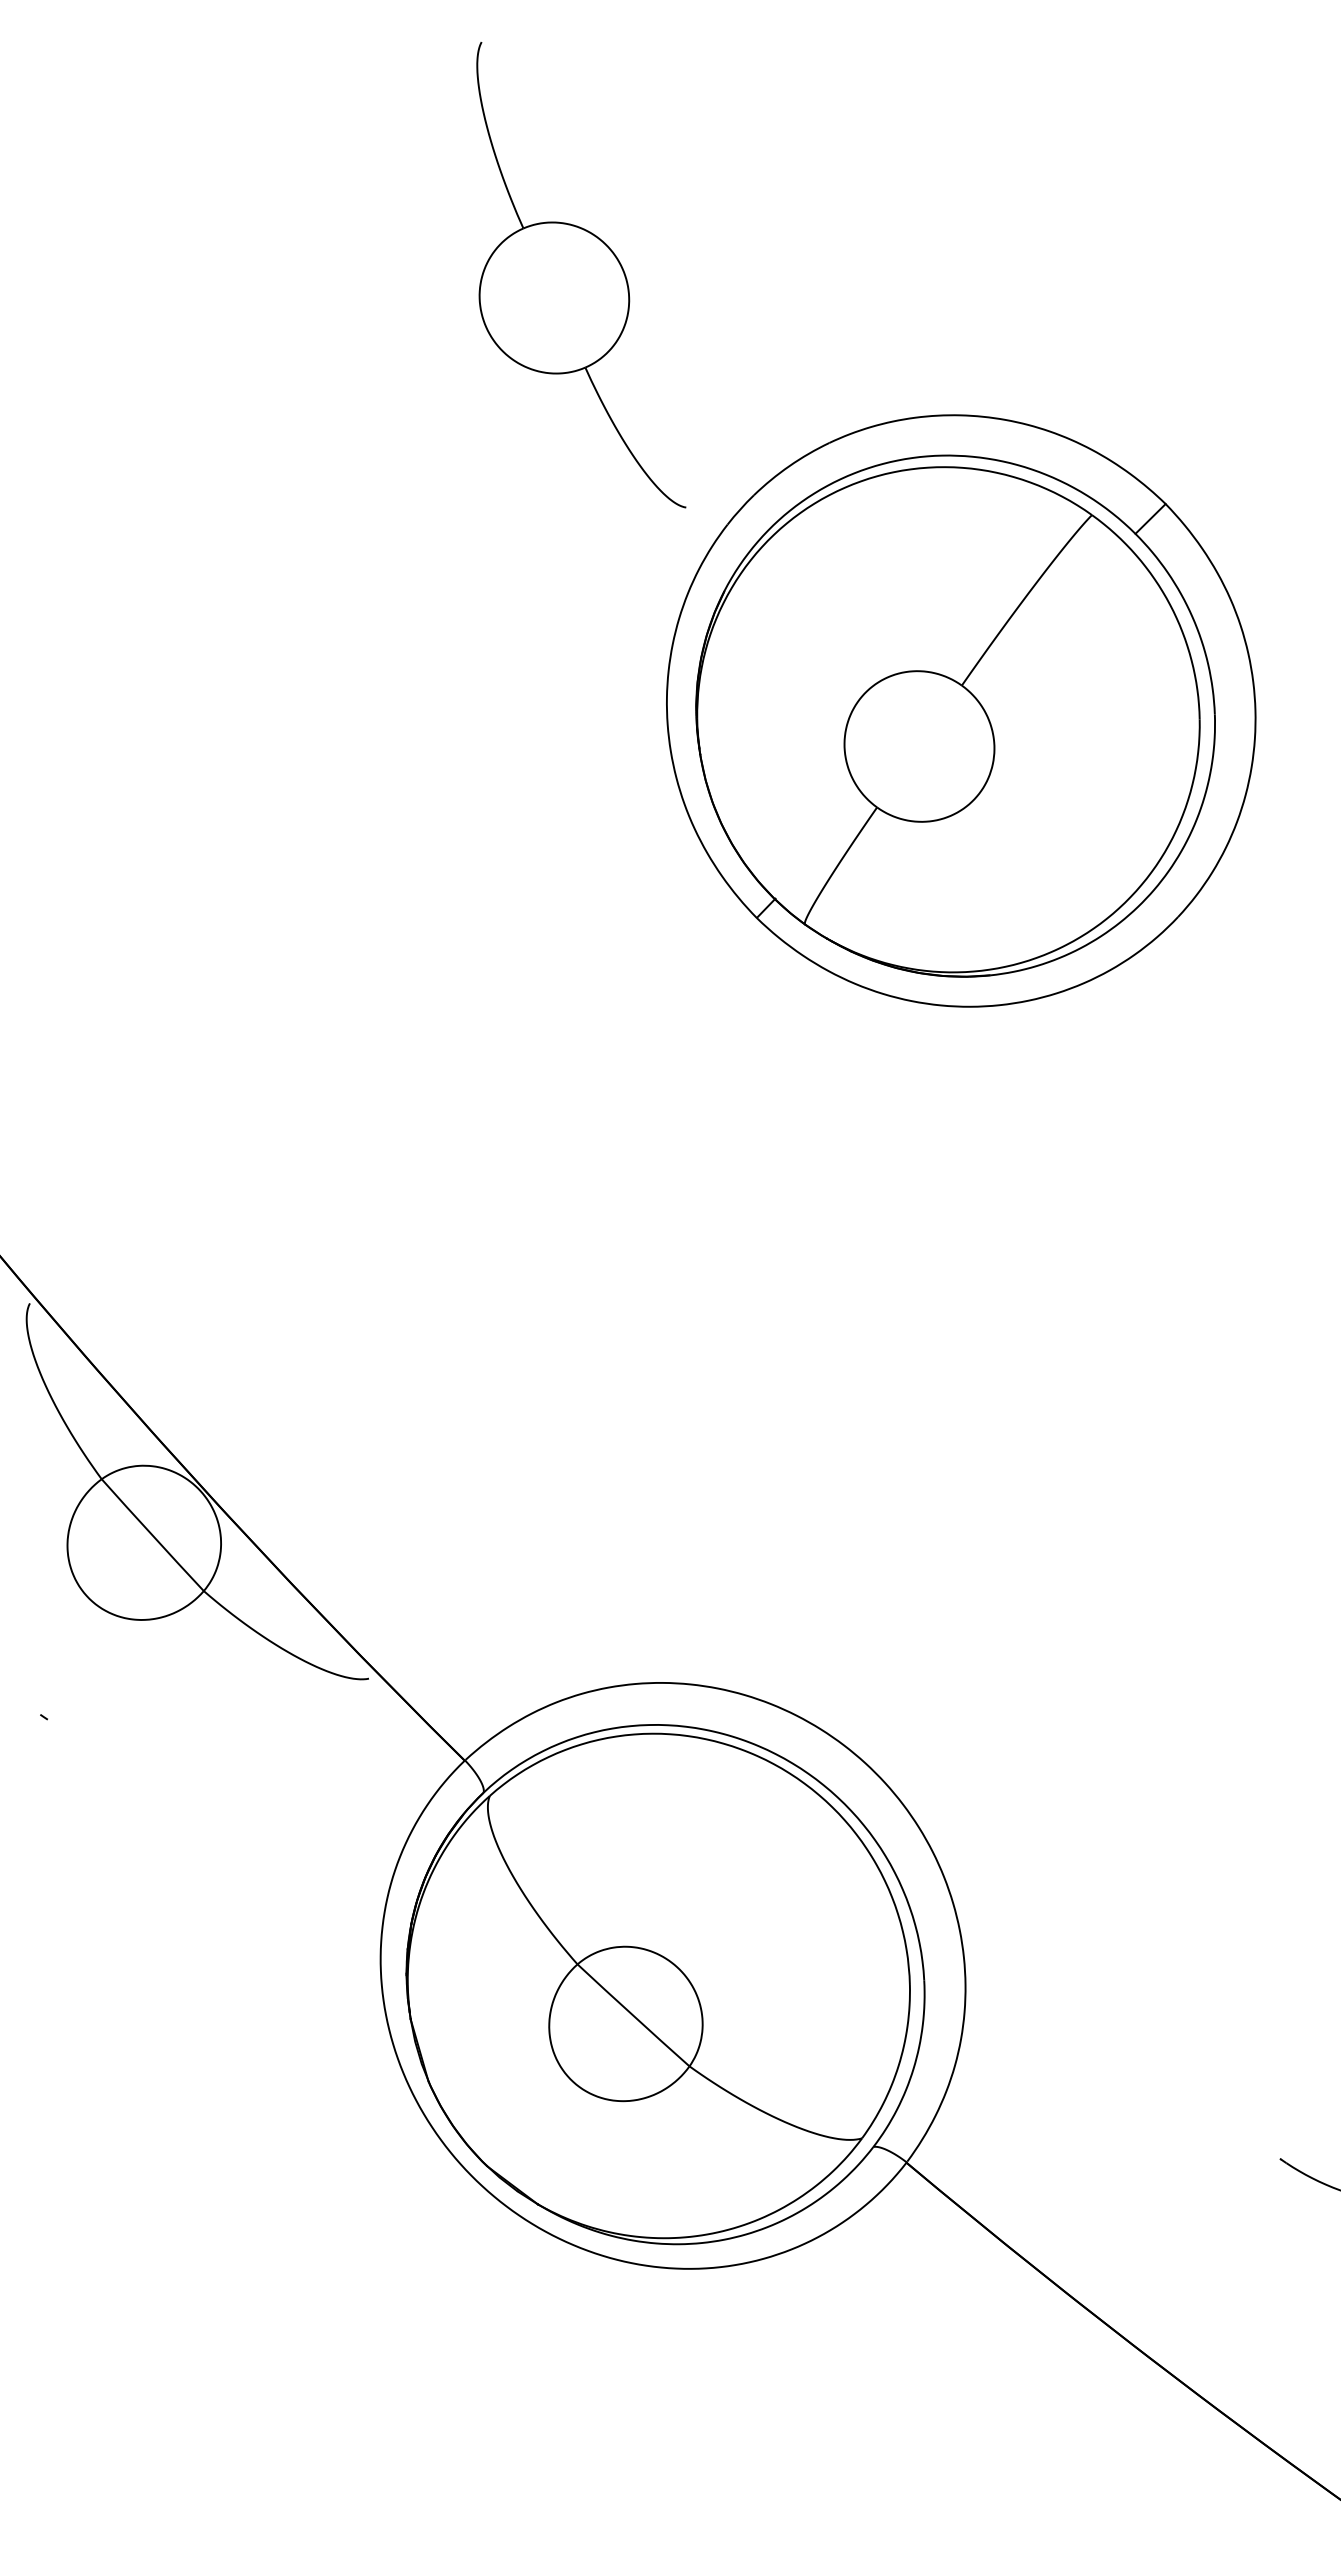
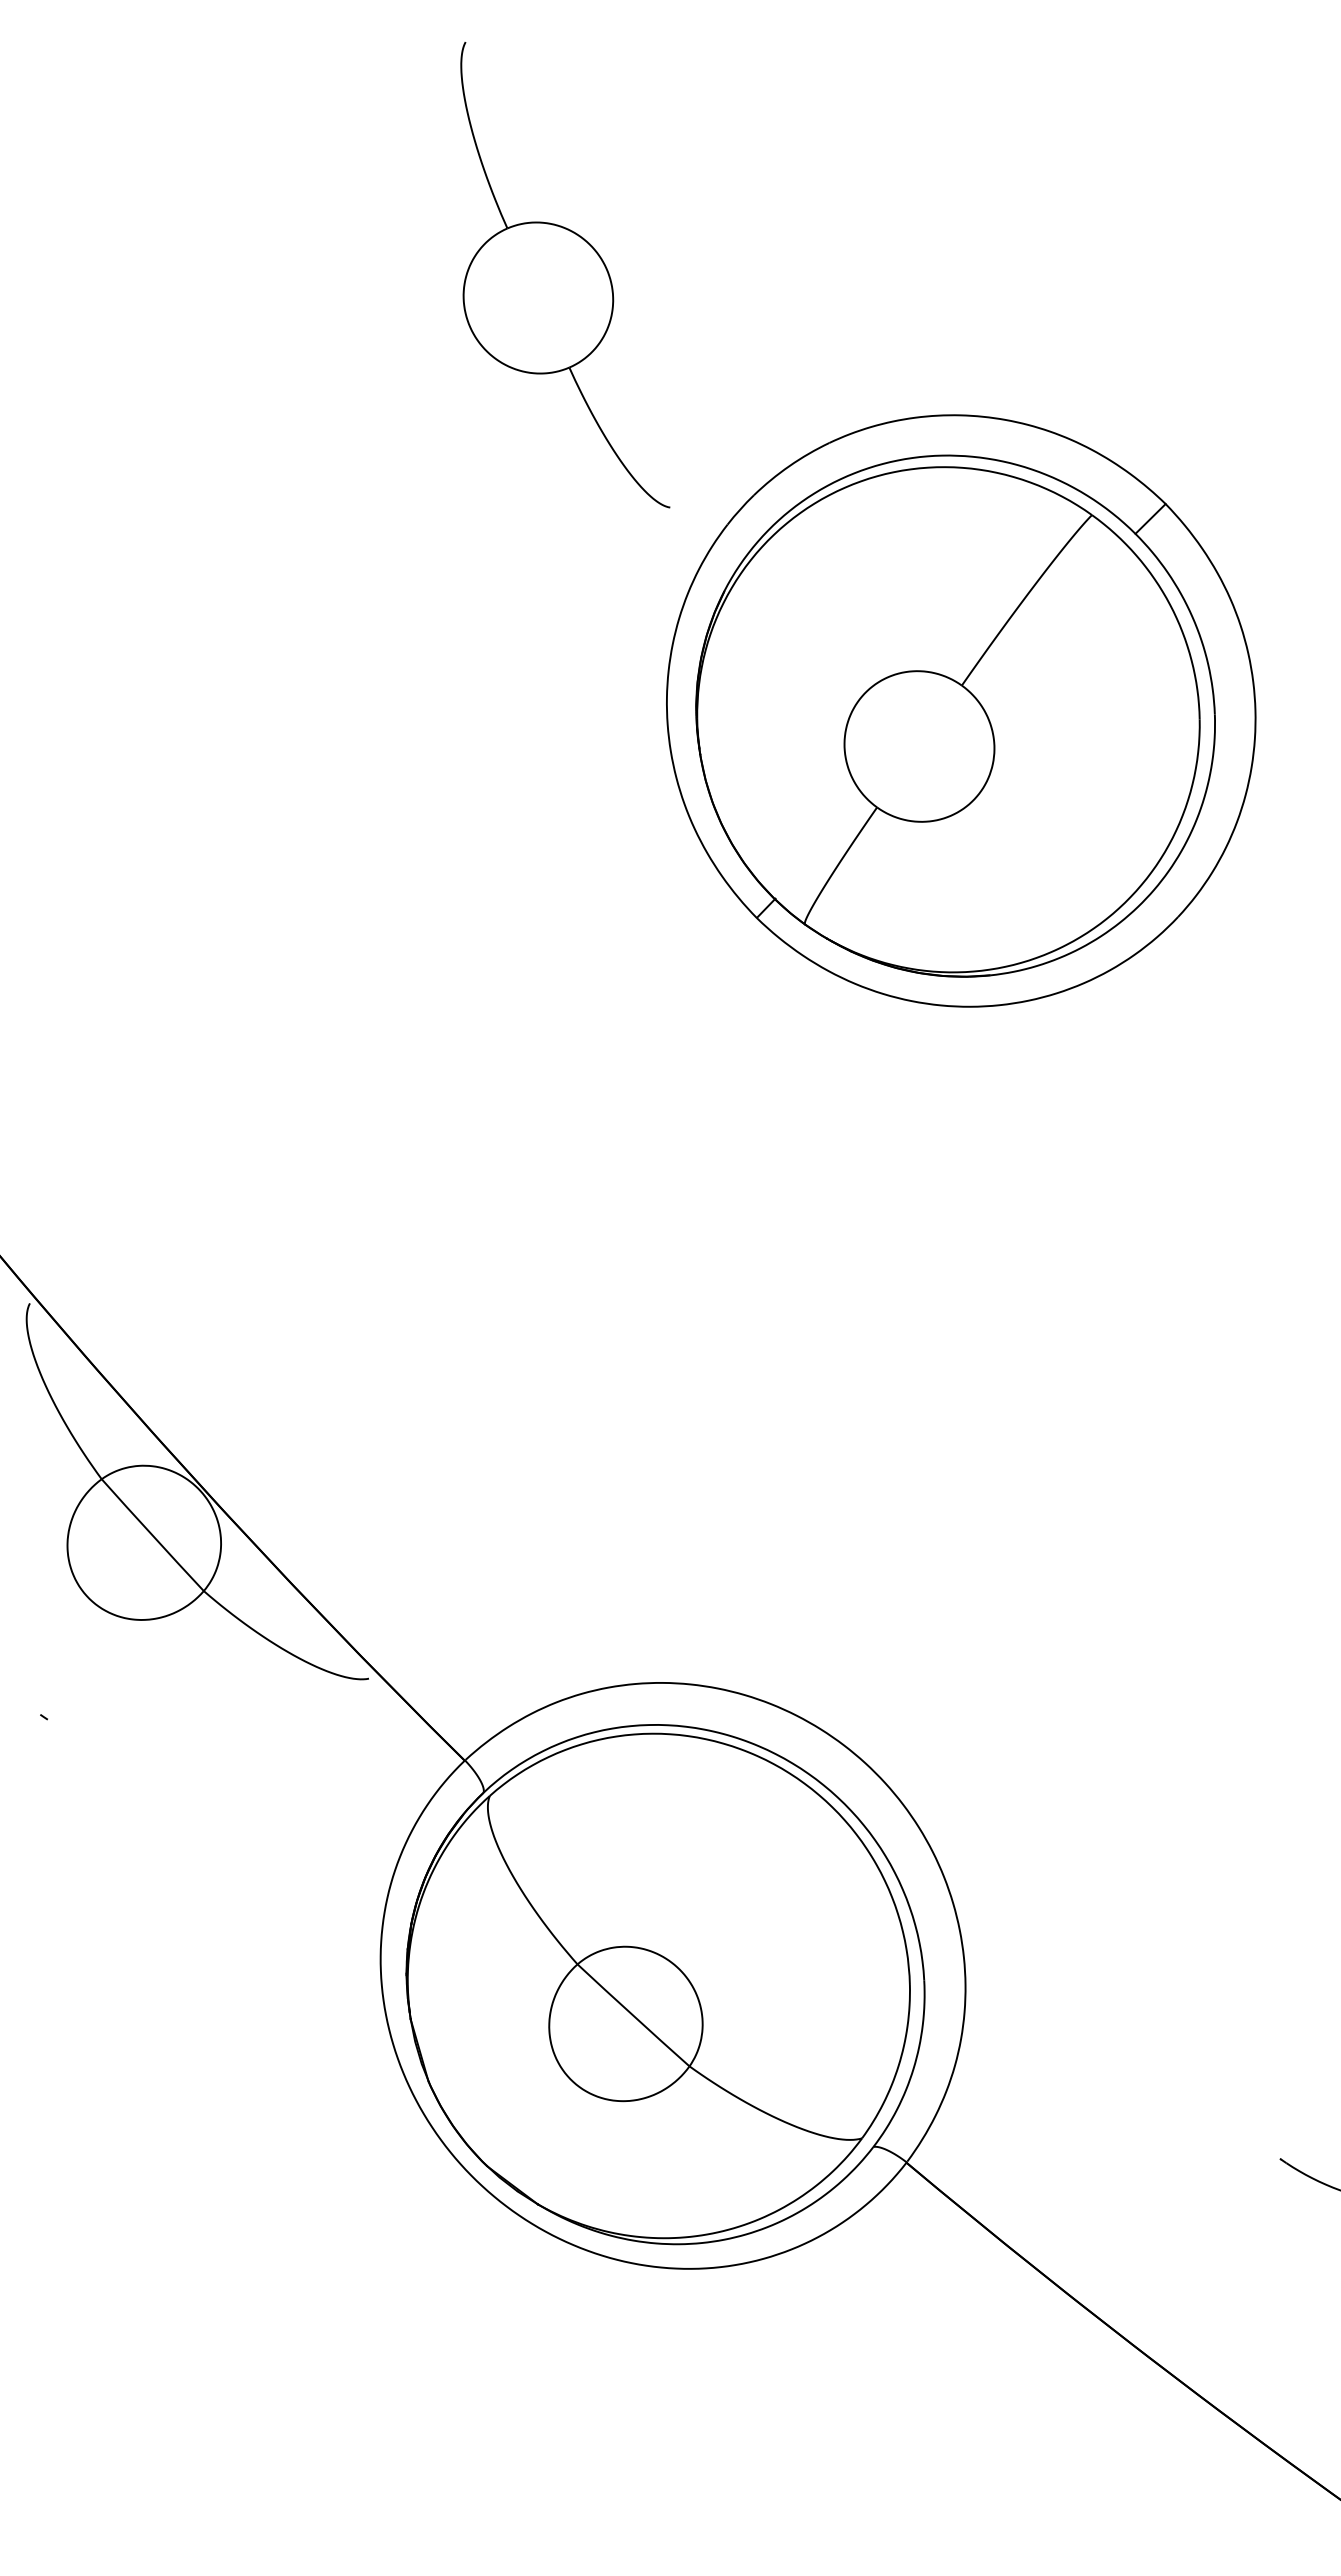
part position: (581, 275) -> (565, 275) (565, 275)
